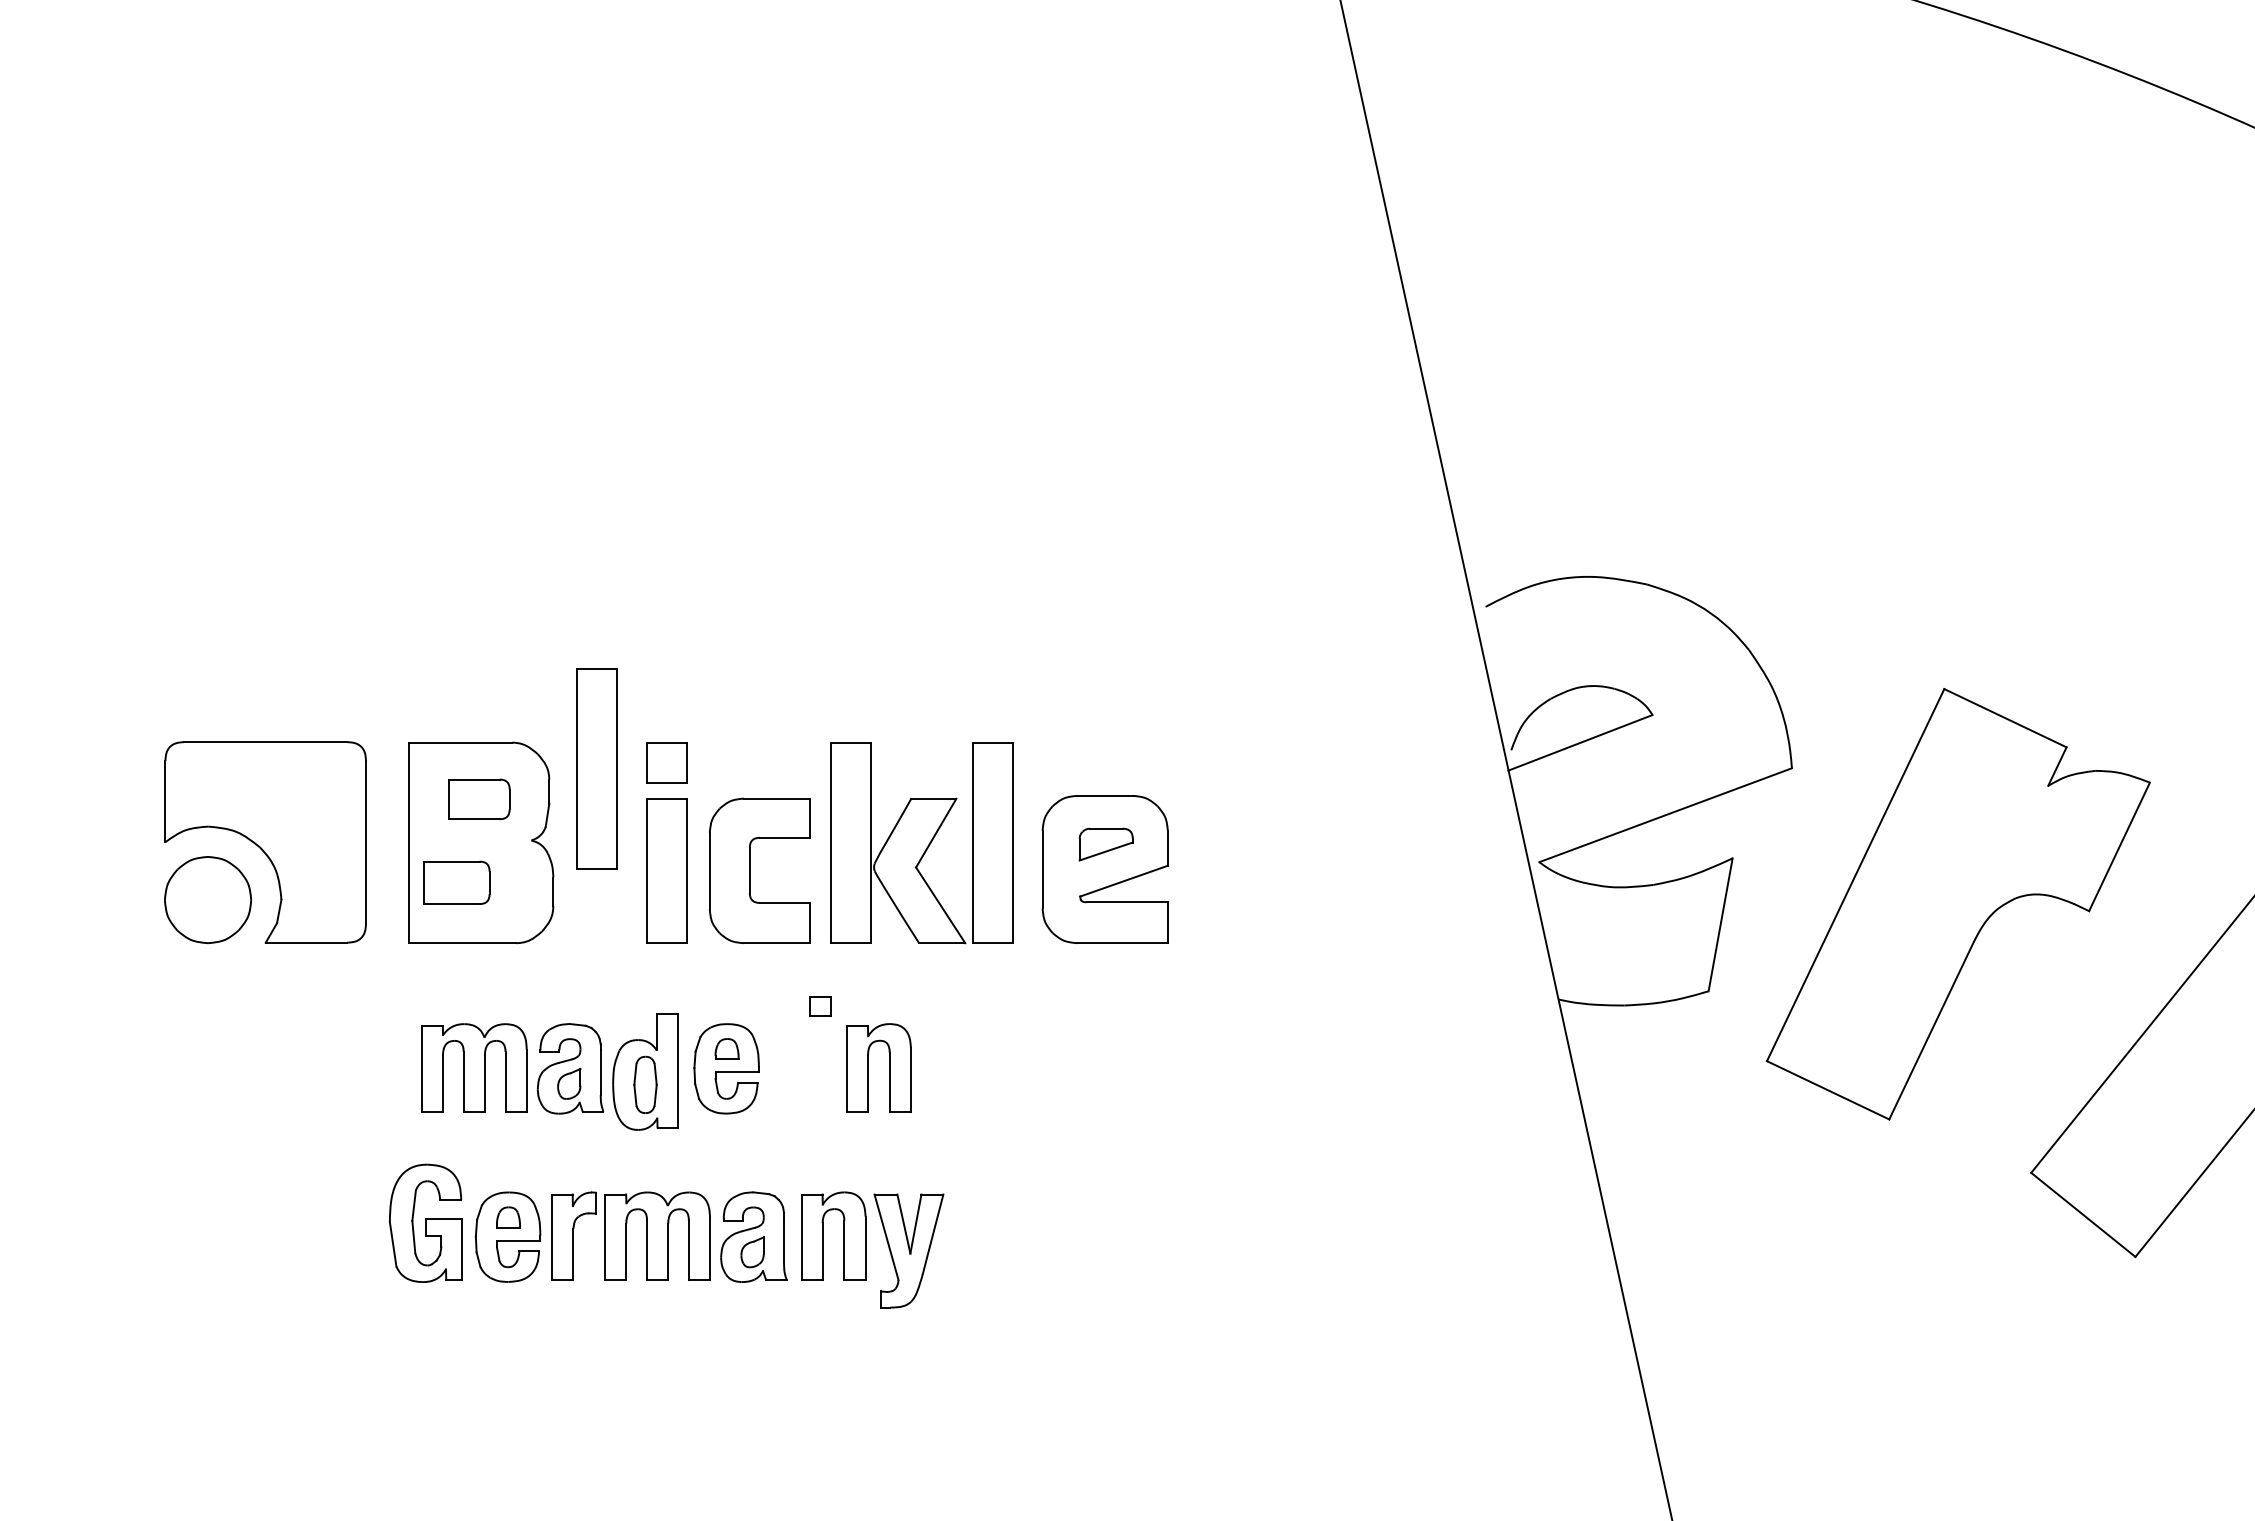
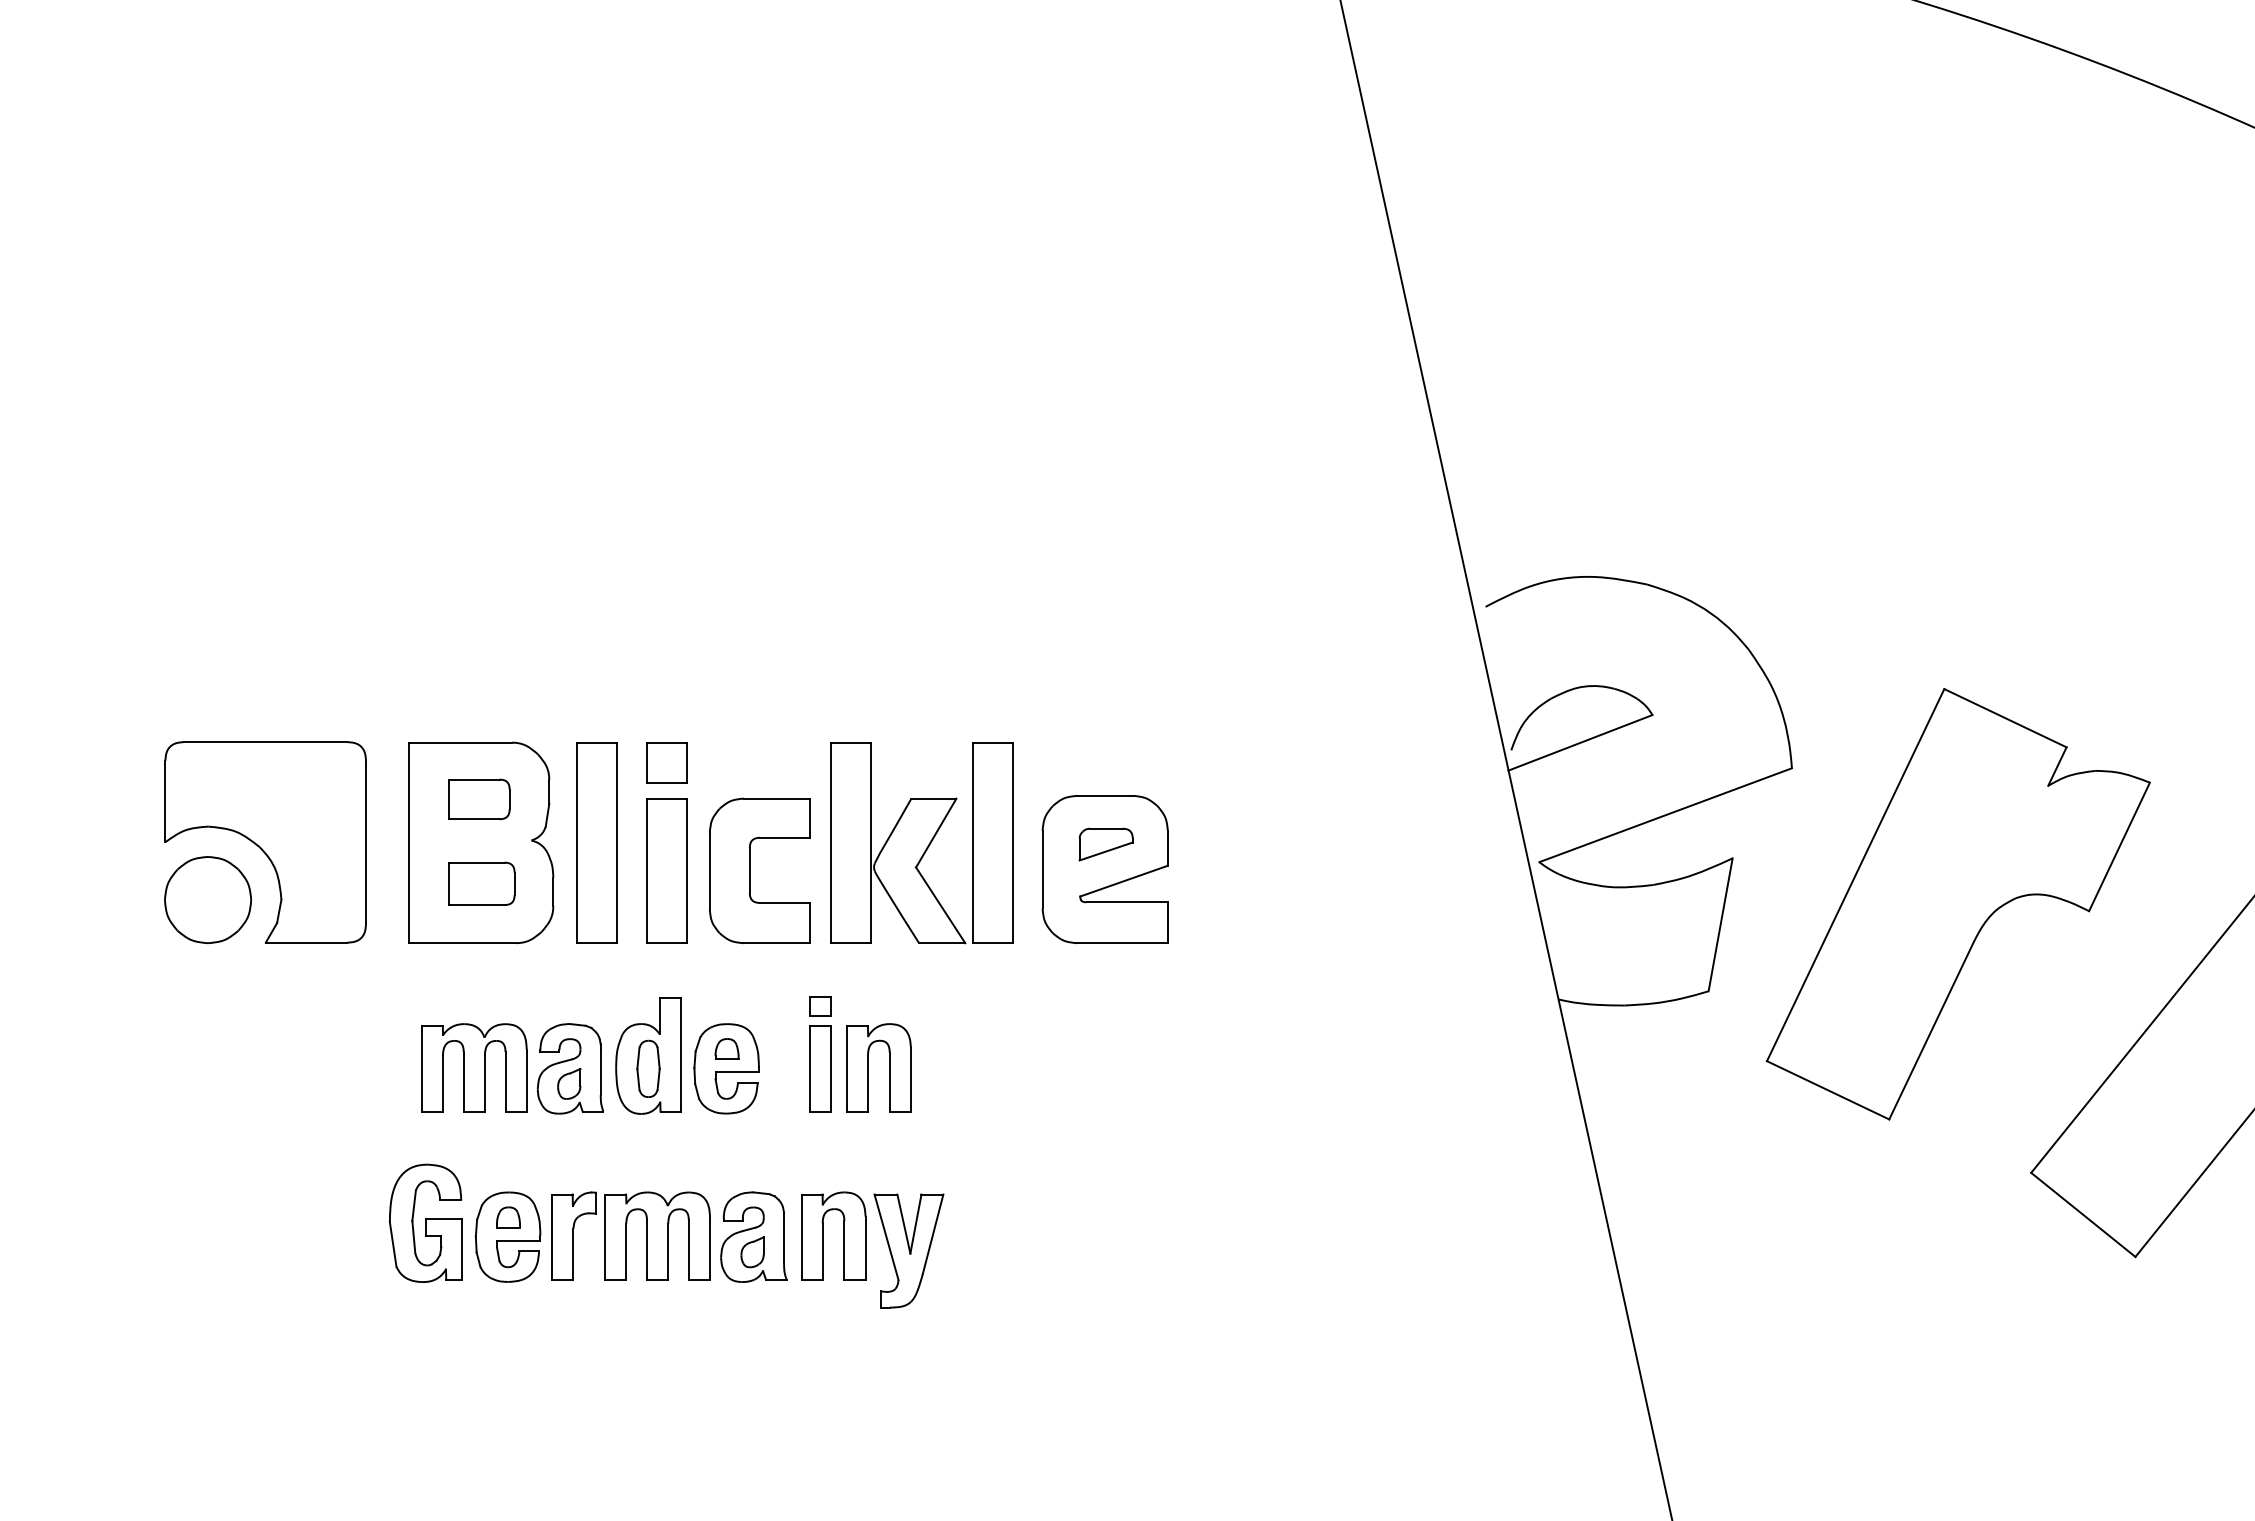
part position: (596, 768) -> (596, 842) (596, 842)
part position: (456, 882) -> (481, 883) (481, 883)
part: none -> present (820, 1068)
part position: (645, 1071) -> (648, 1055) (648, 1055)
